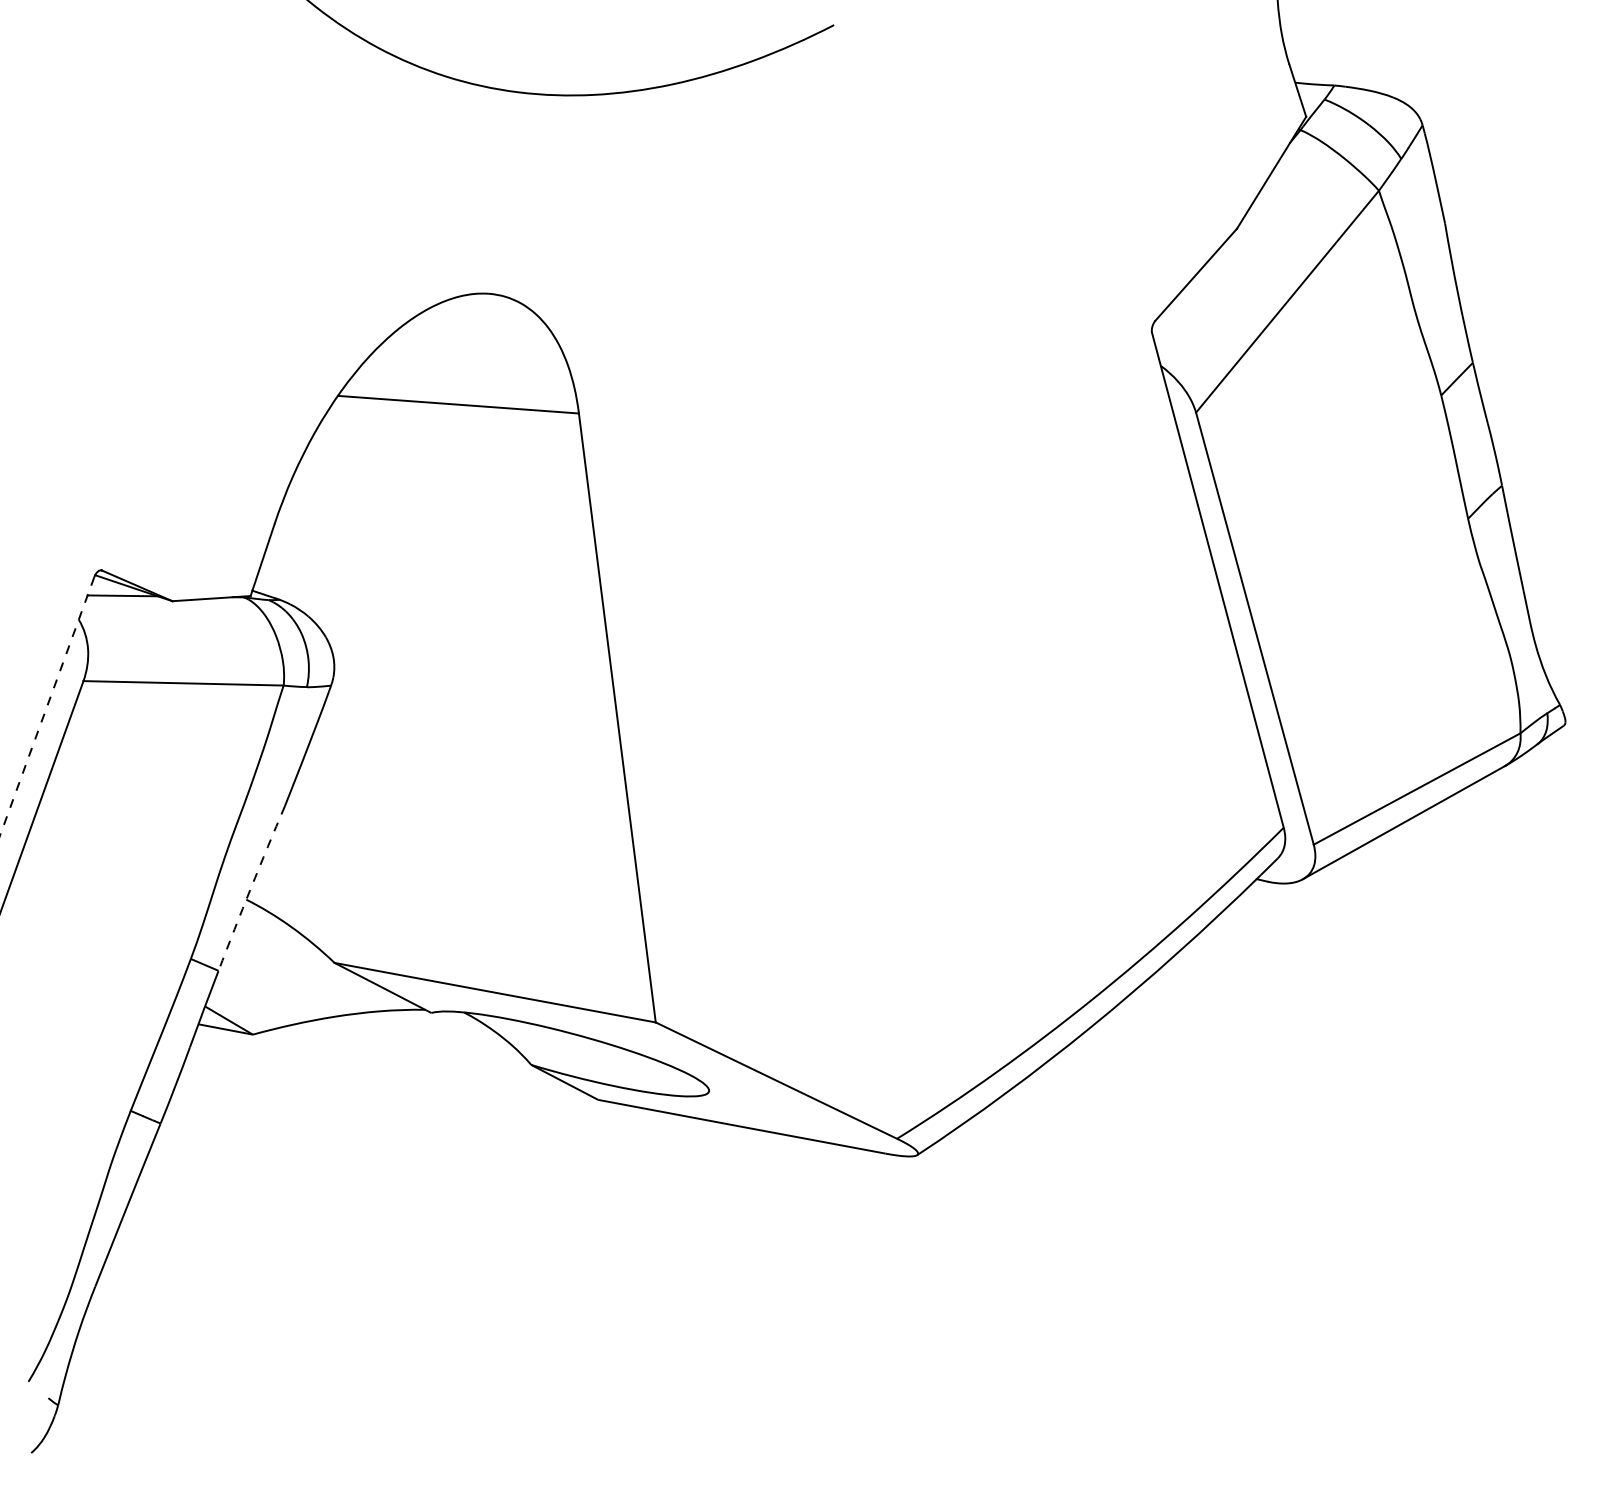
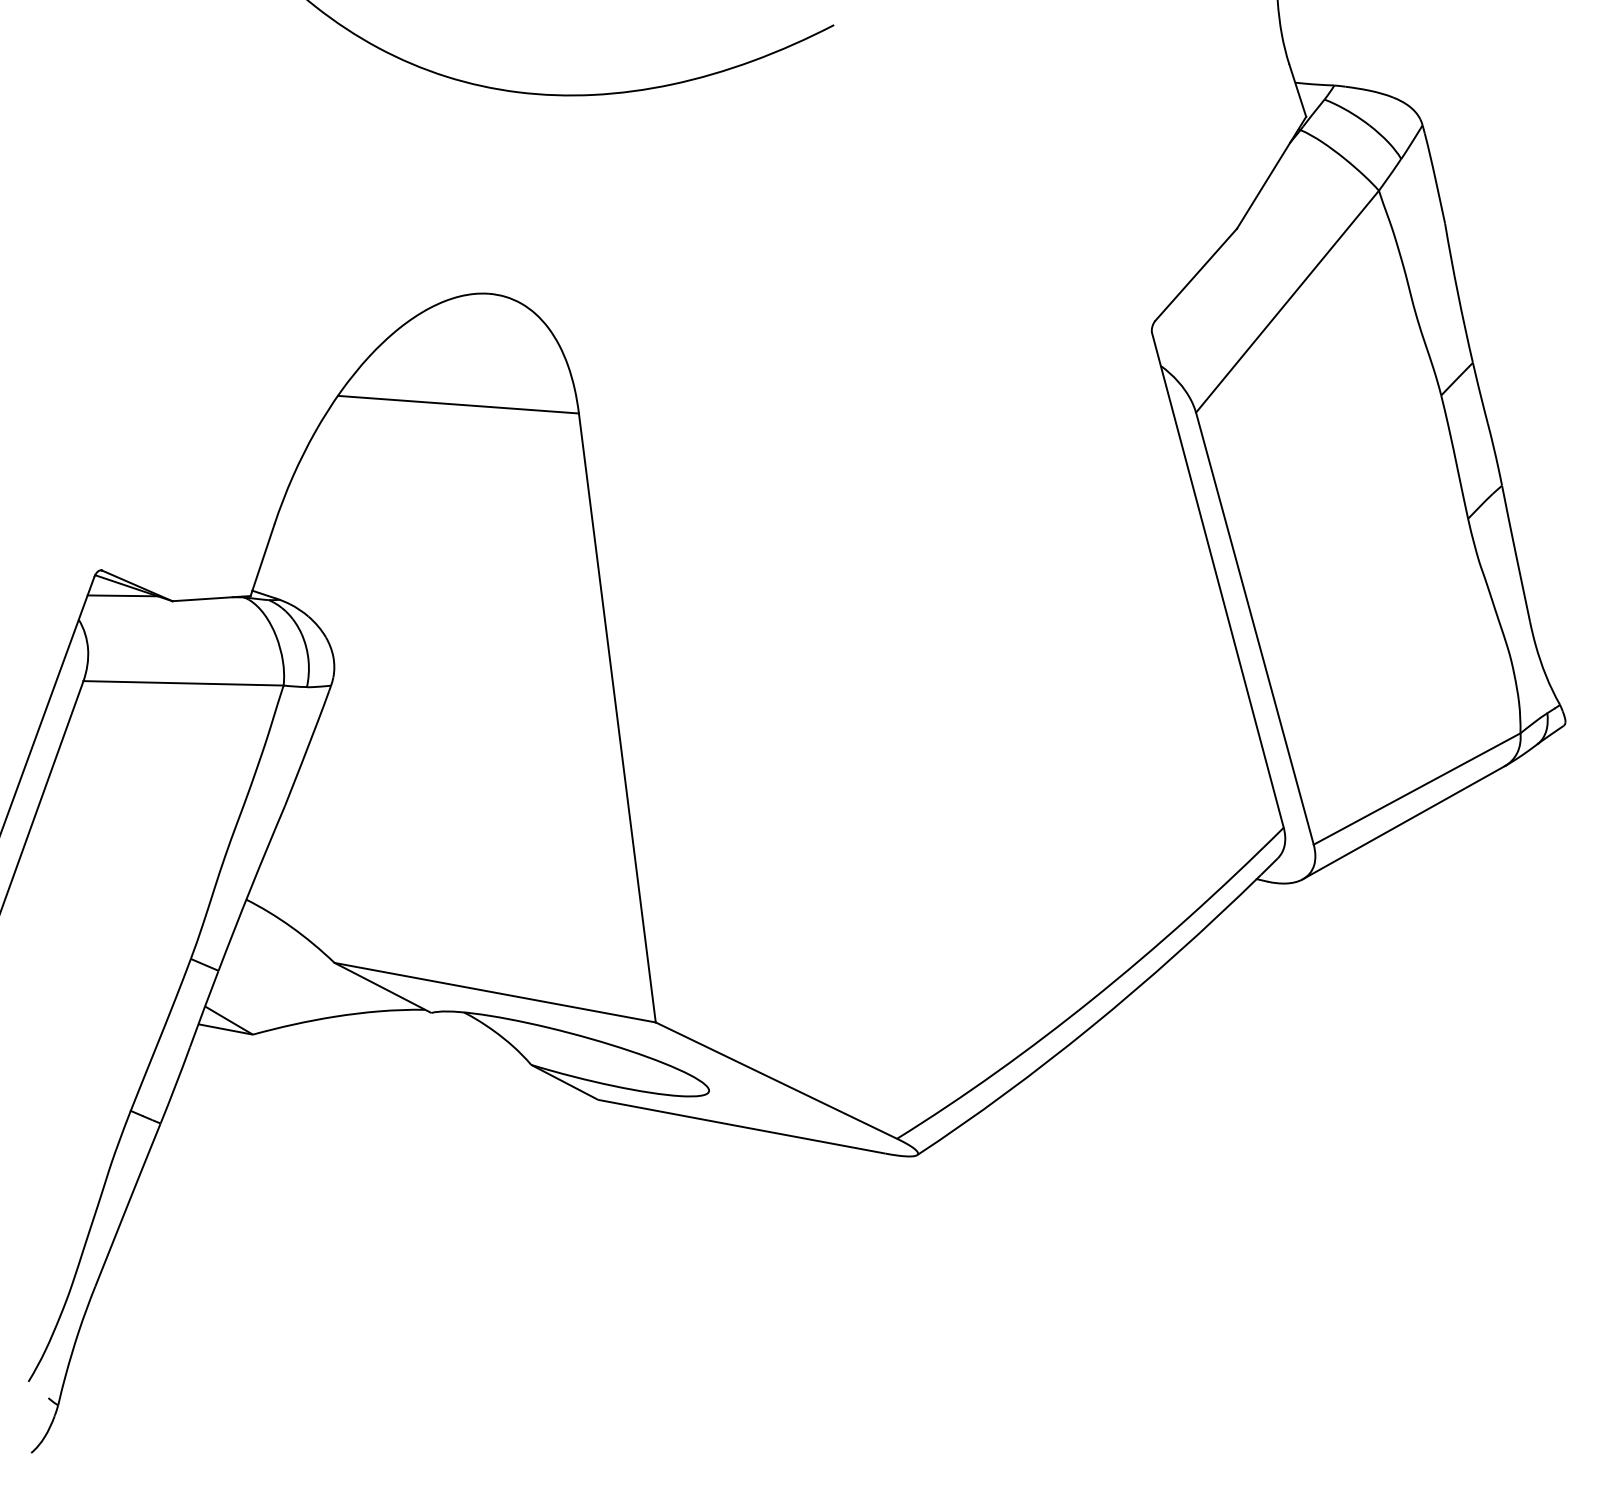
line: dashed -> solid (47, 706)
arc: dashed -> solid (251, 888)
